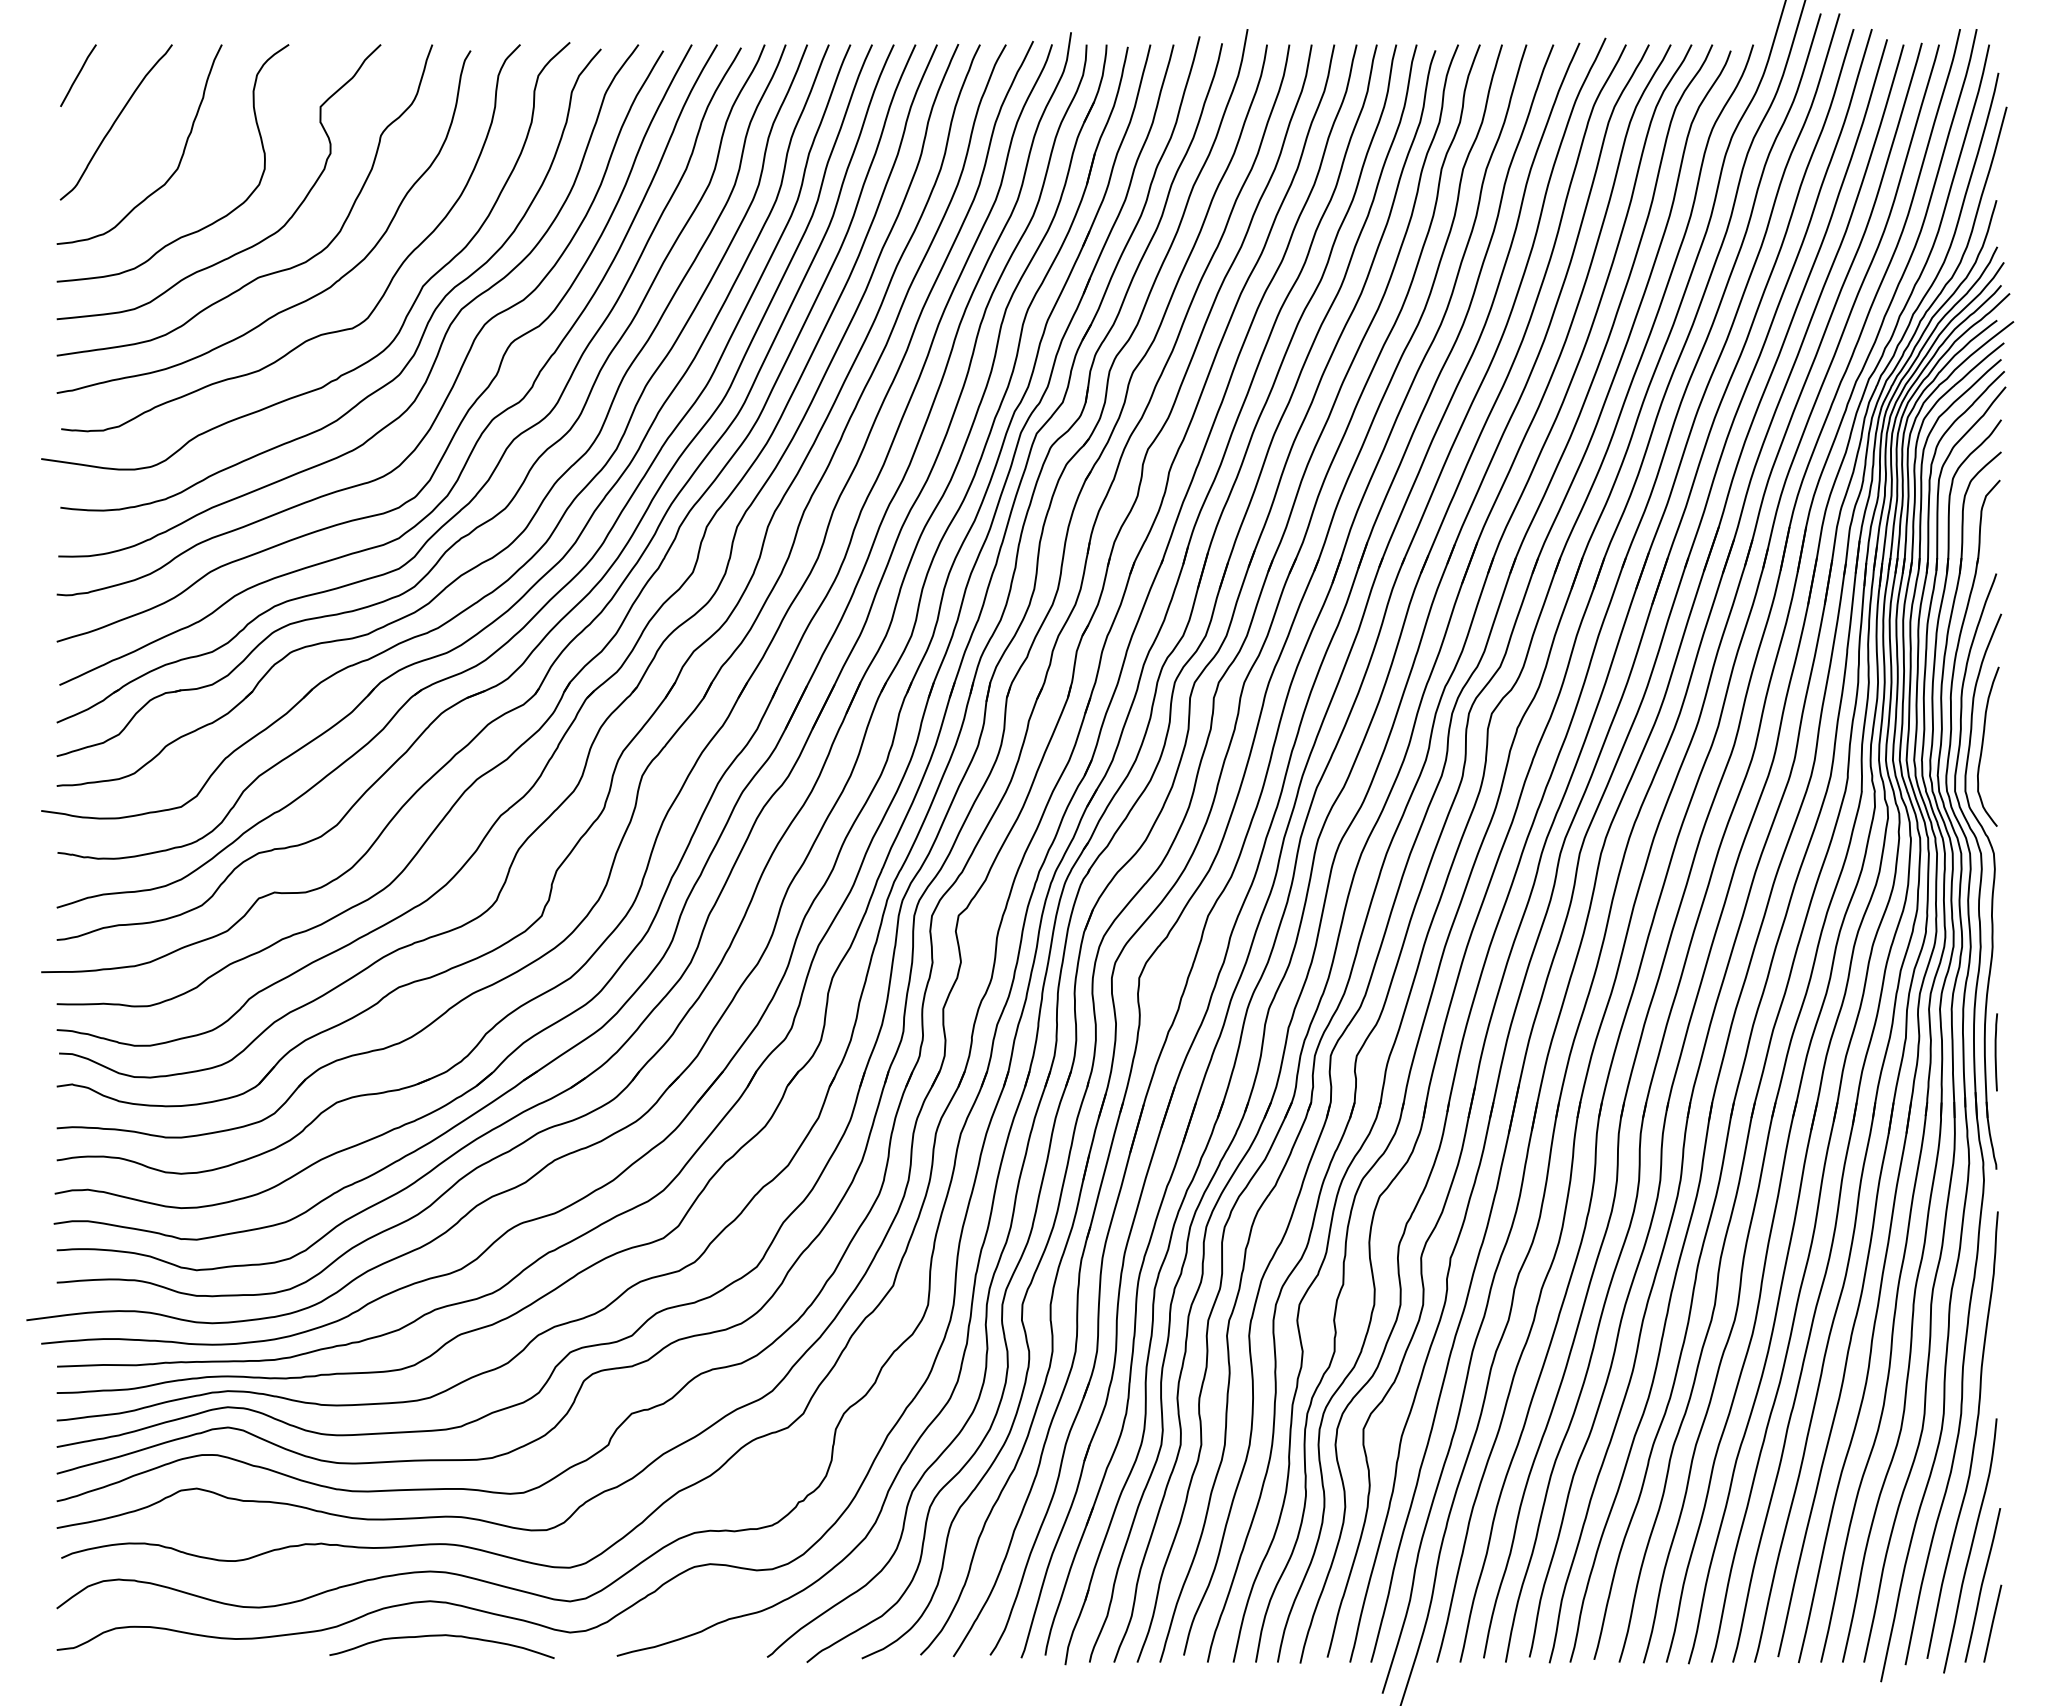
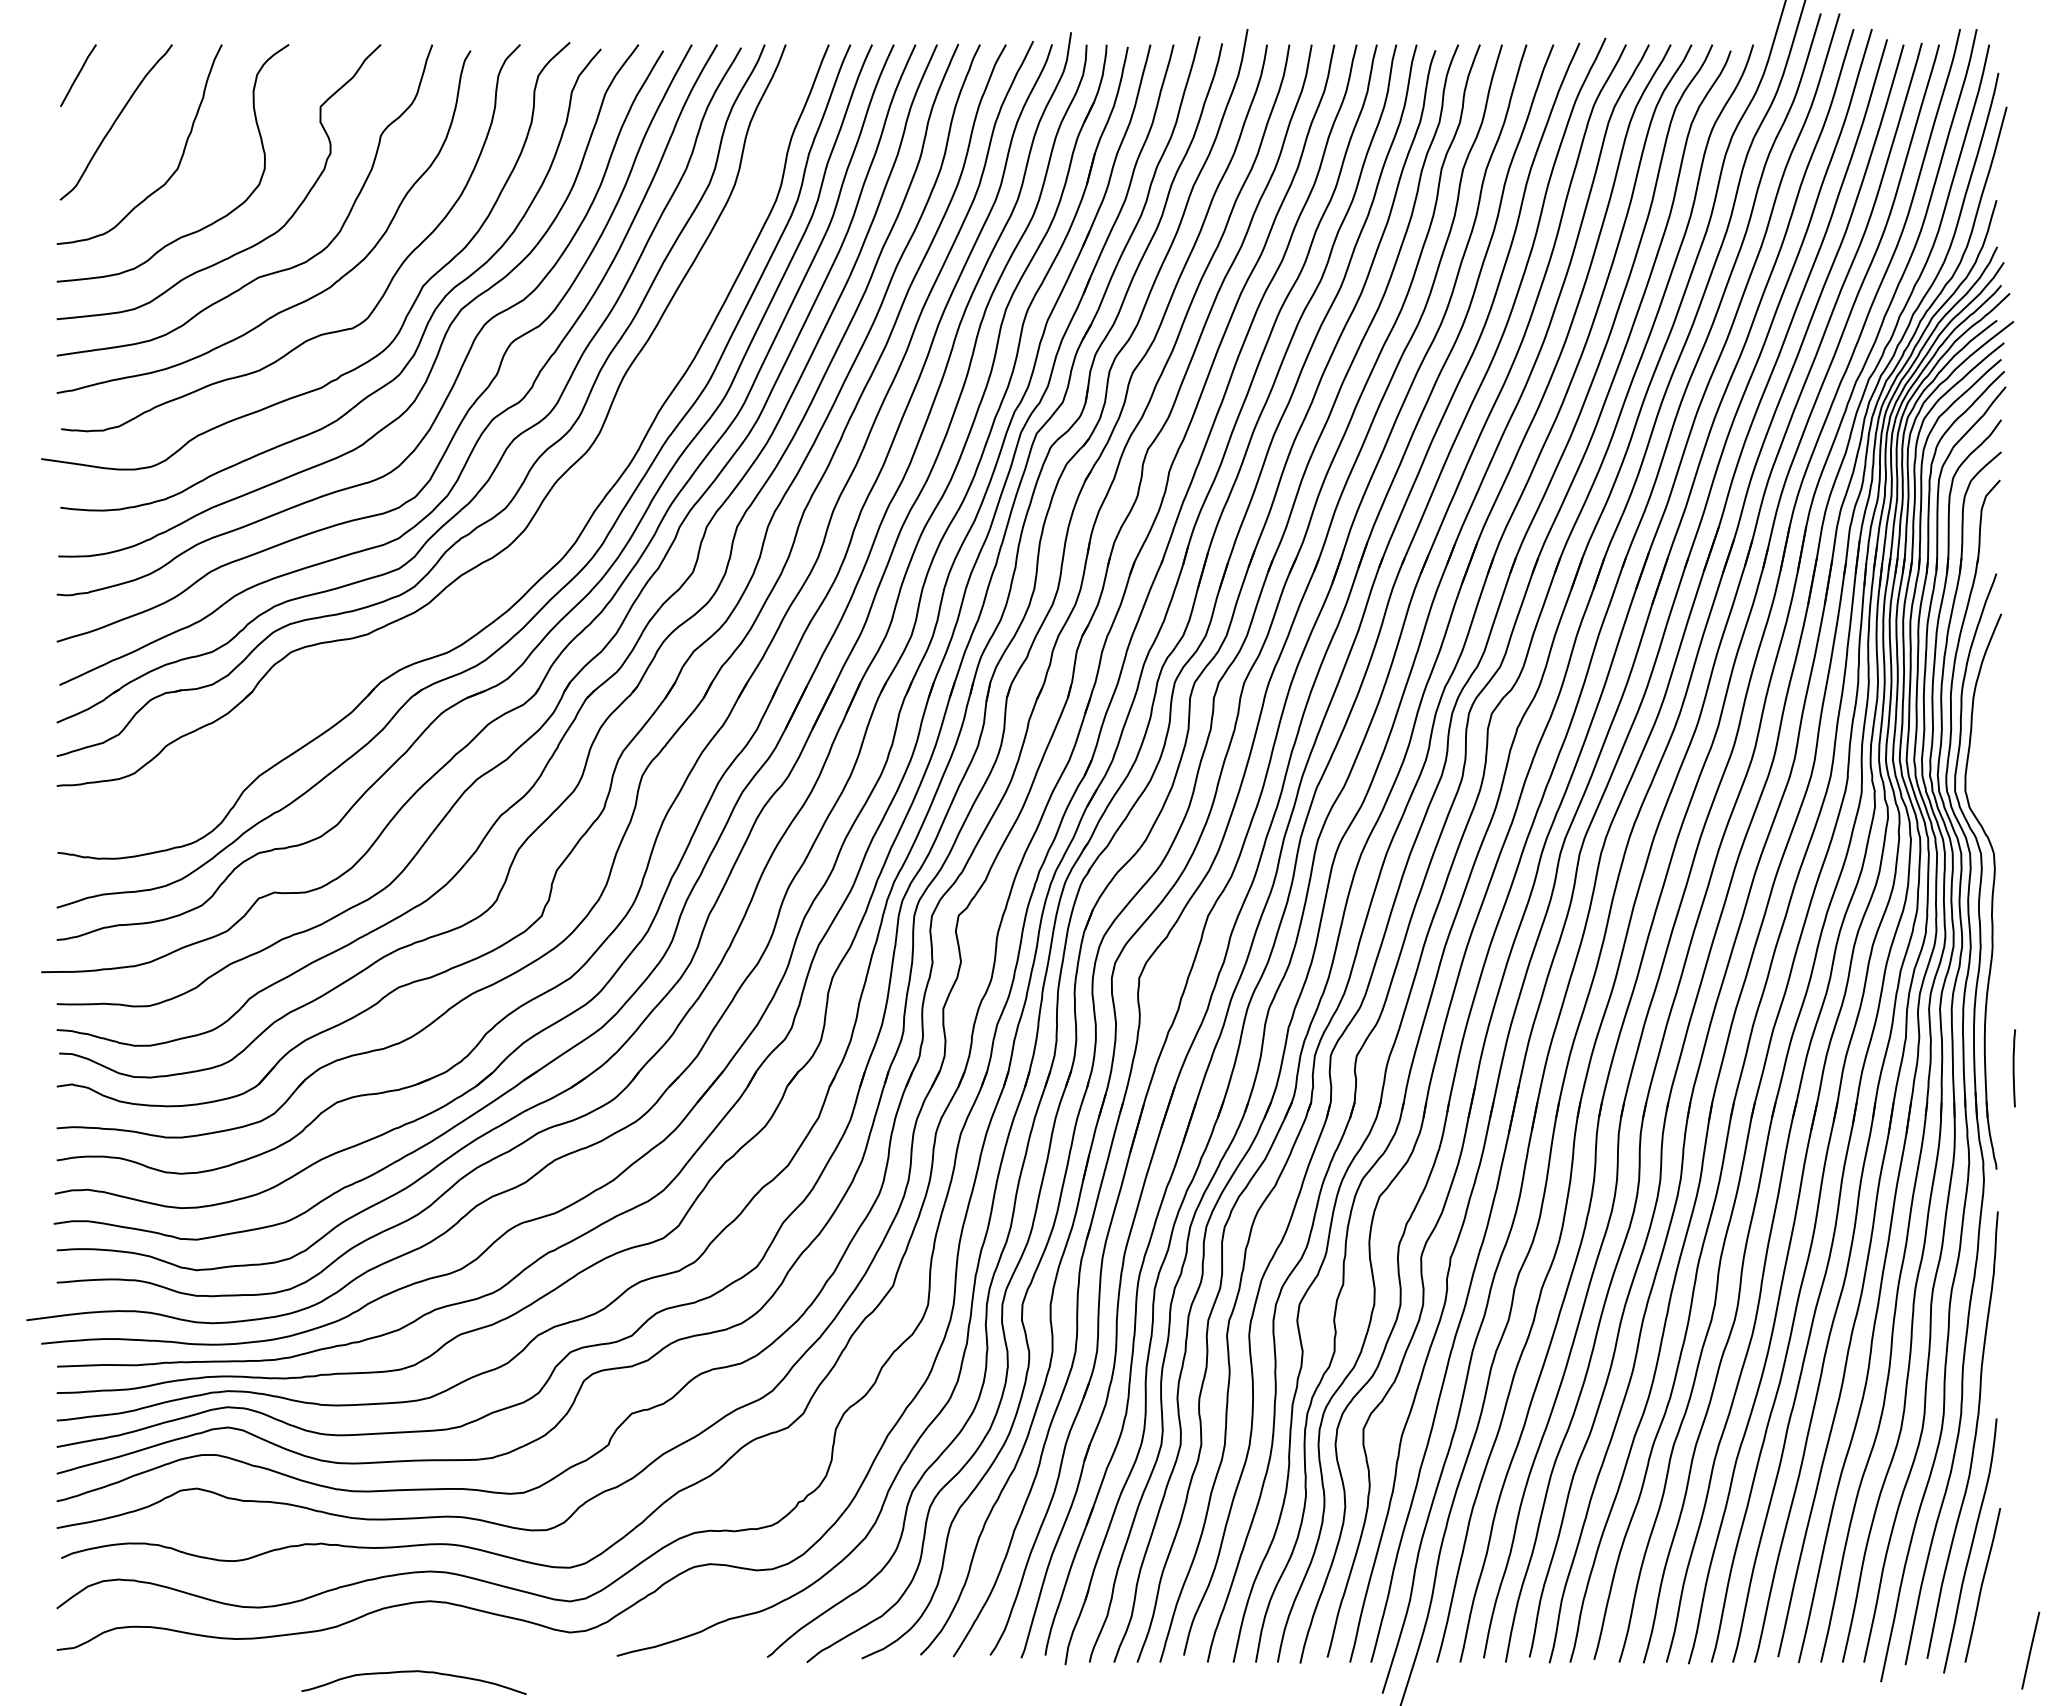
part: present -> none (562, 514)
curve: present -> none (1983, 745)
line position: (1995, 1052) -> (2013, 1068) (2013, 1068)
line position: (1992, 1623) -> (2030, 1650) (2030, 1650)
curve position: (441, 1636) -> (413, 1672) (413, 1672)
